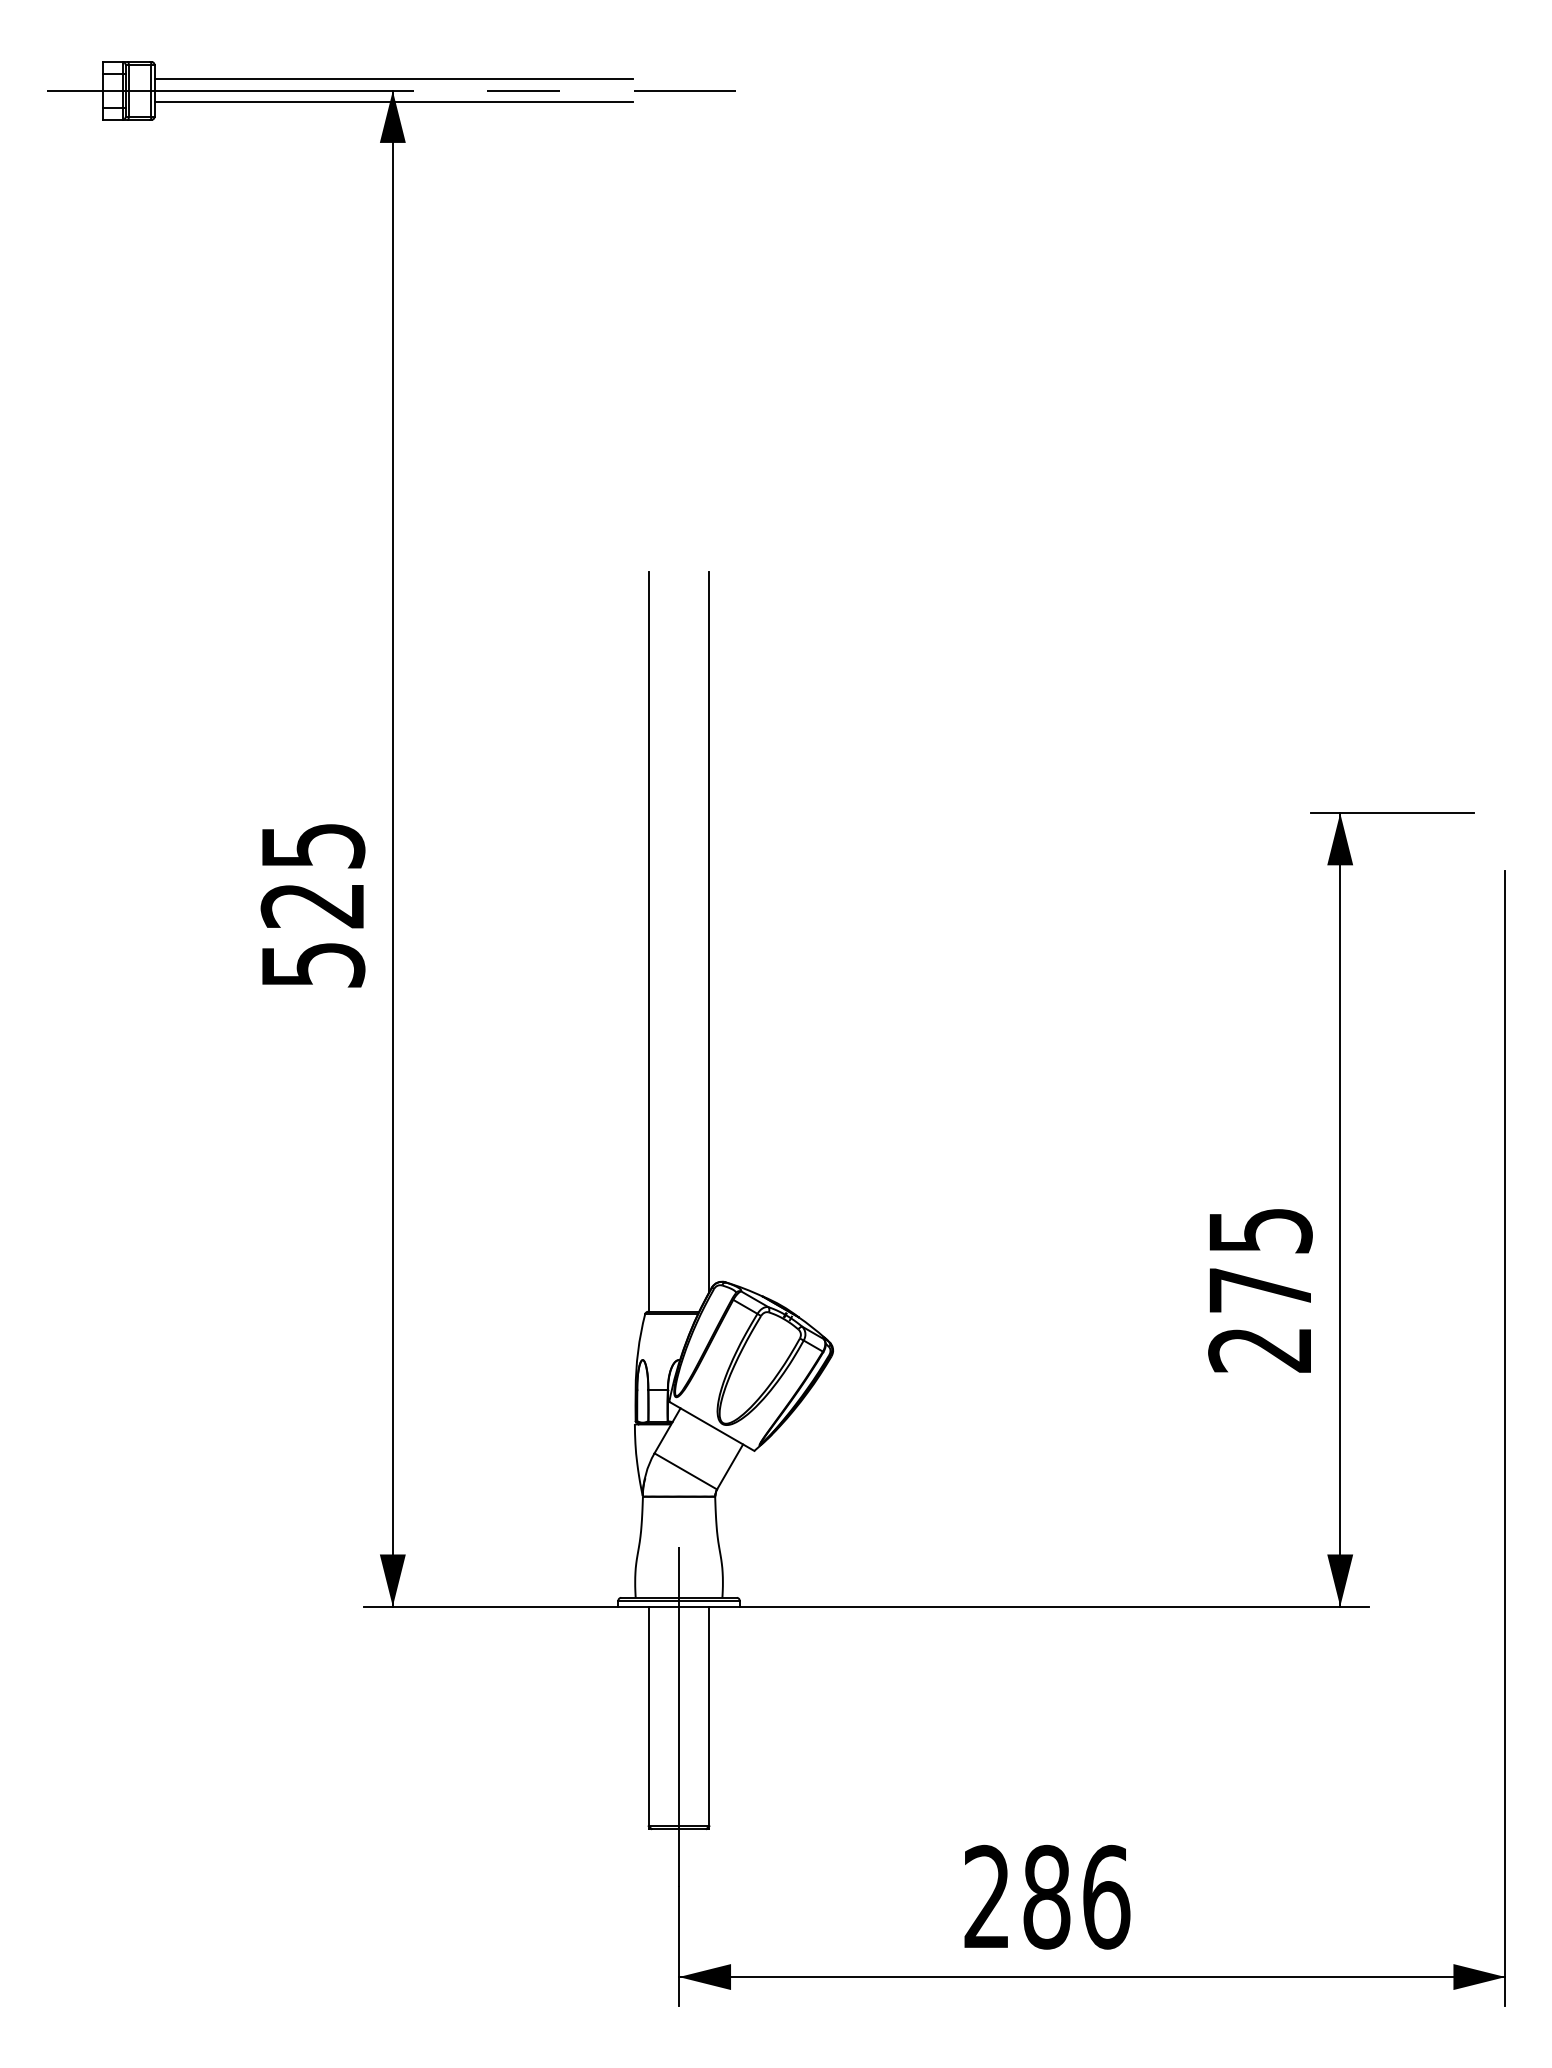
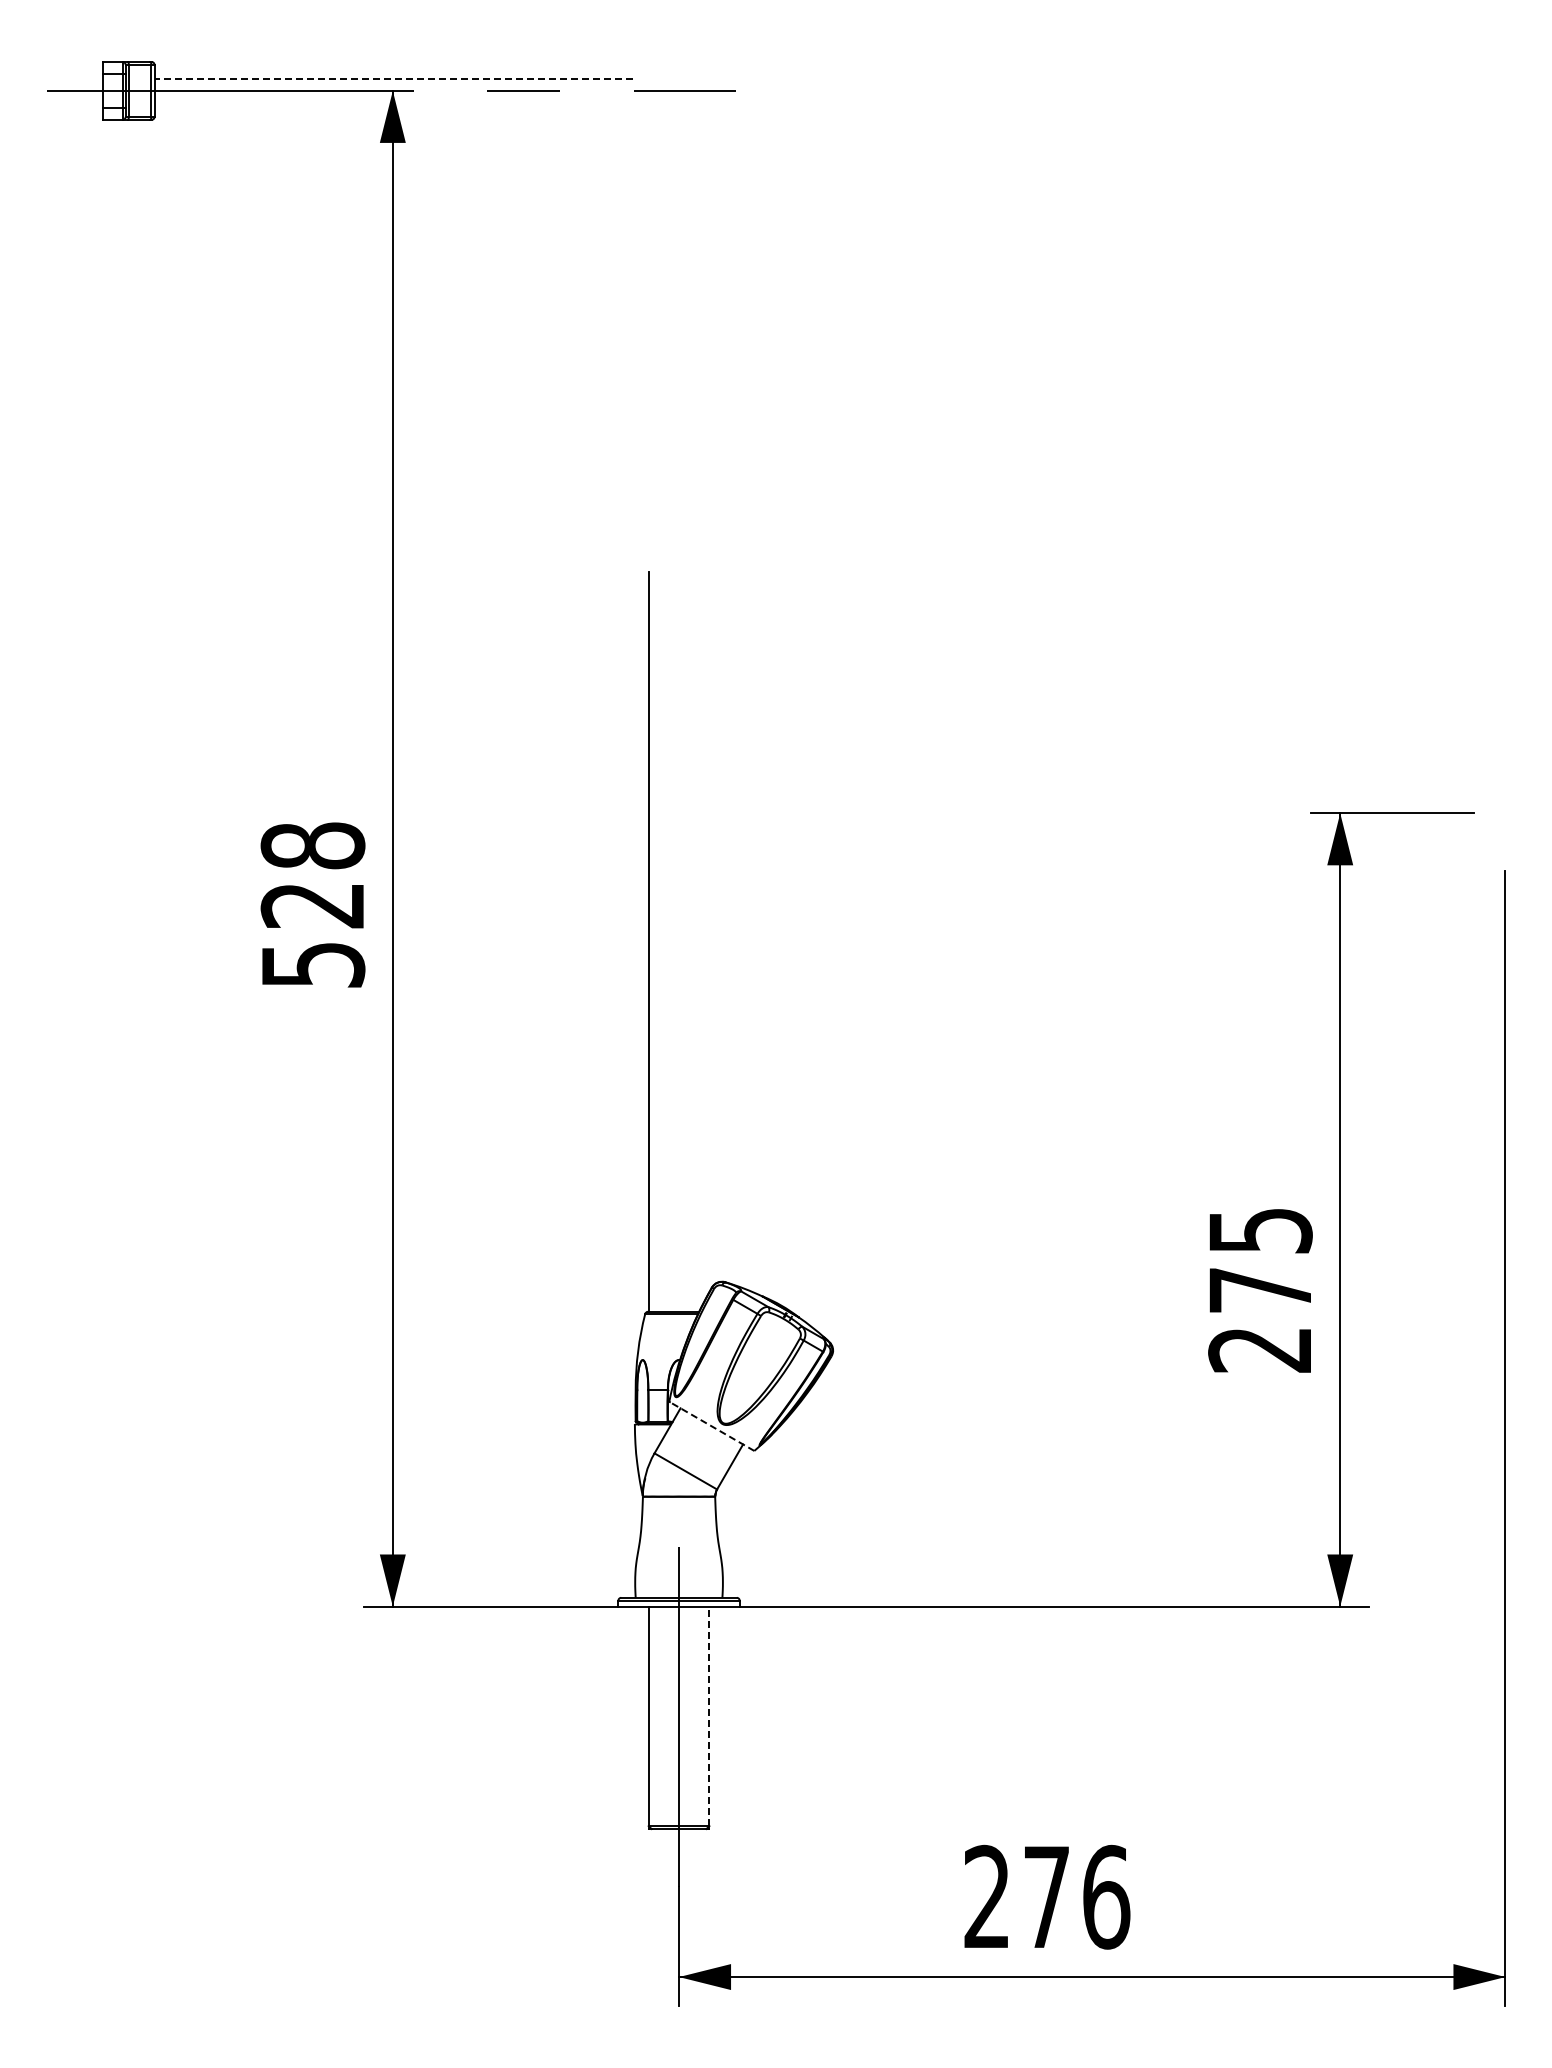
line: solid -> dashed (393, 79)
line: present -> none (393, 102)
text: 525 -> 528 (312, 845)
line: present -> none (708, 932)
line: solid -> dashed (712, 1426)
line: solid -> dashed (709, 1716)
text: 286 -> 276 (1046, 1896)
